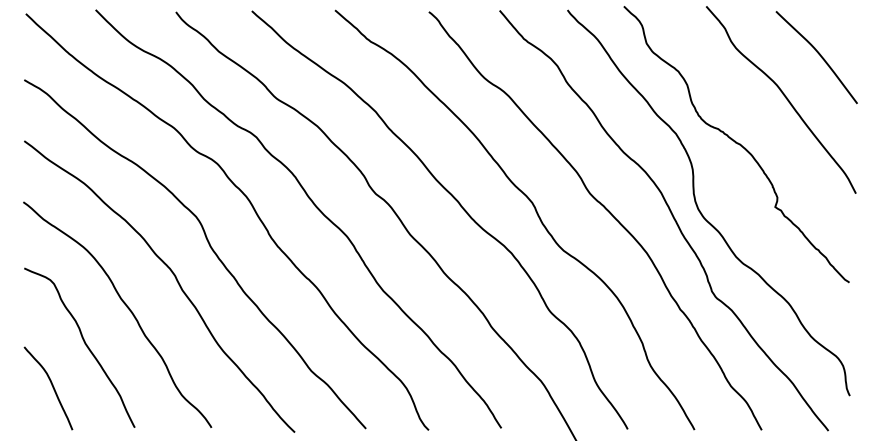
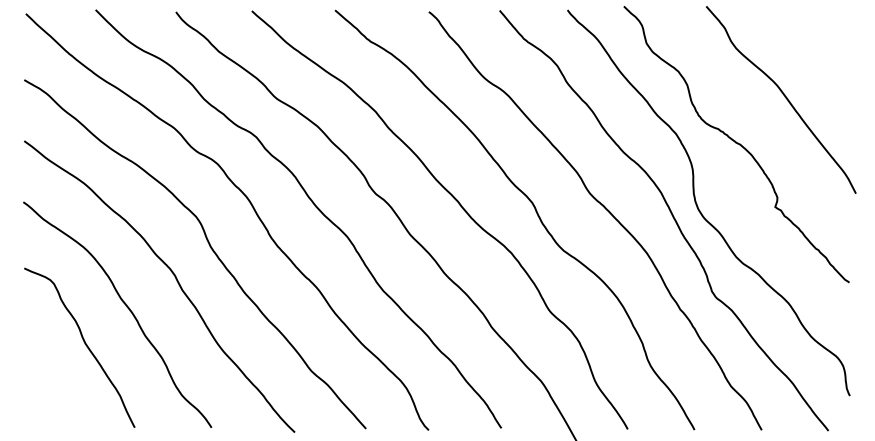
curve: present -> none (818, 54)
curve: present -> none (52, 387)
